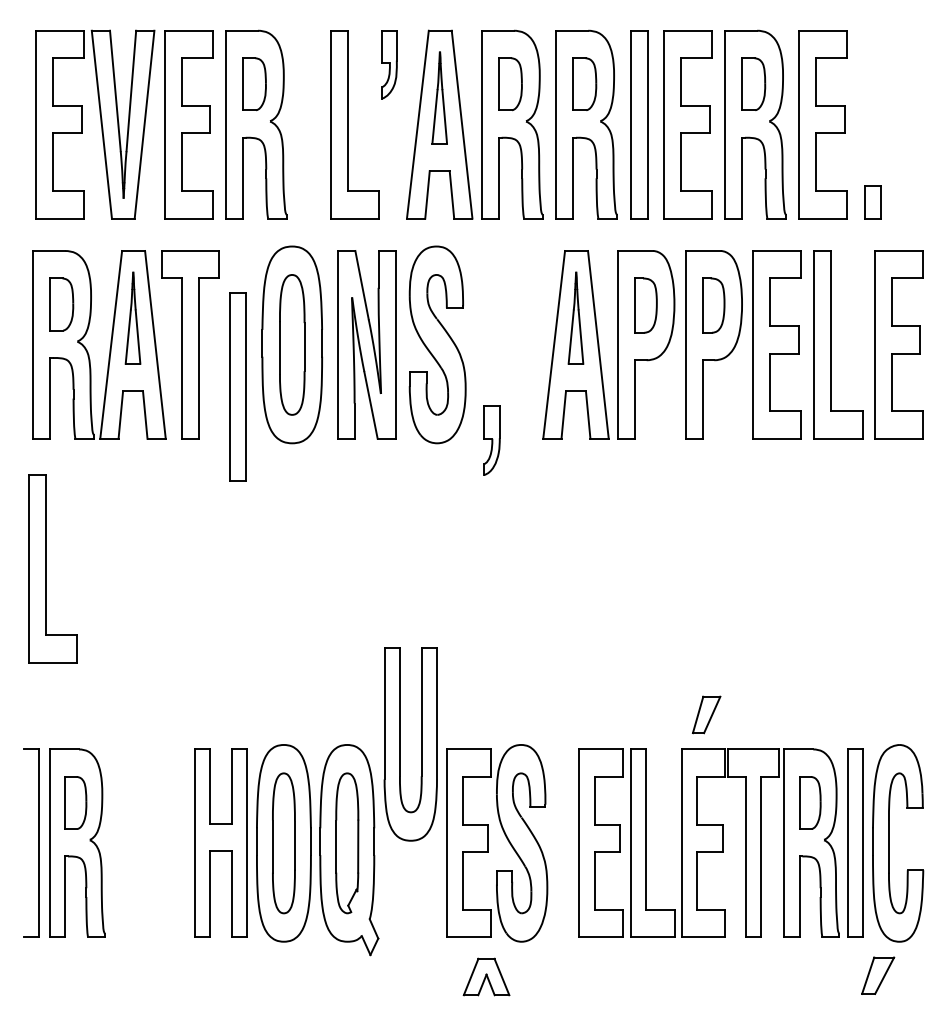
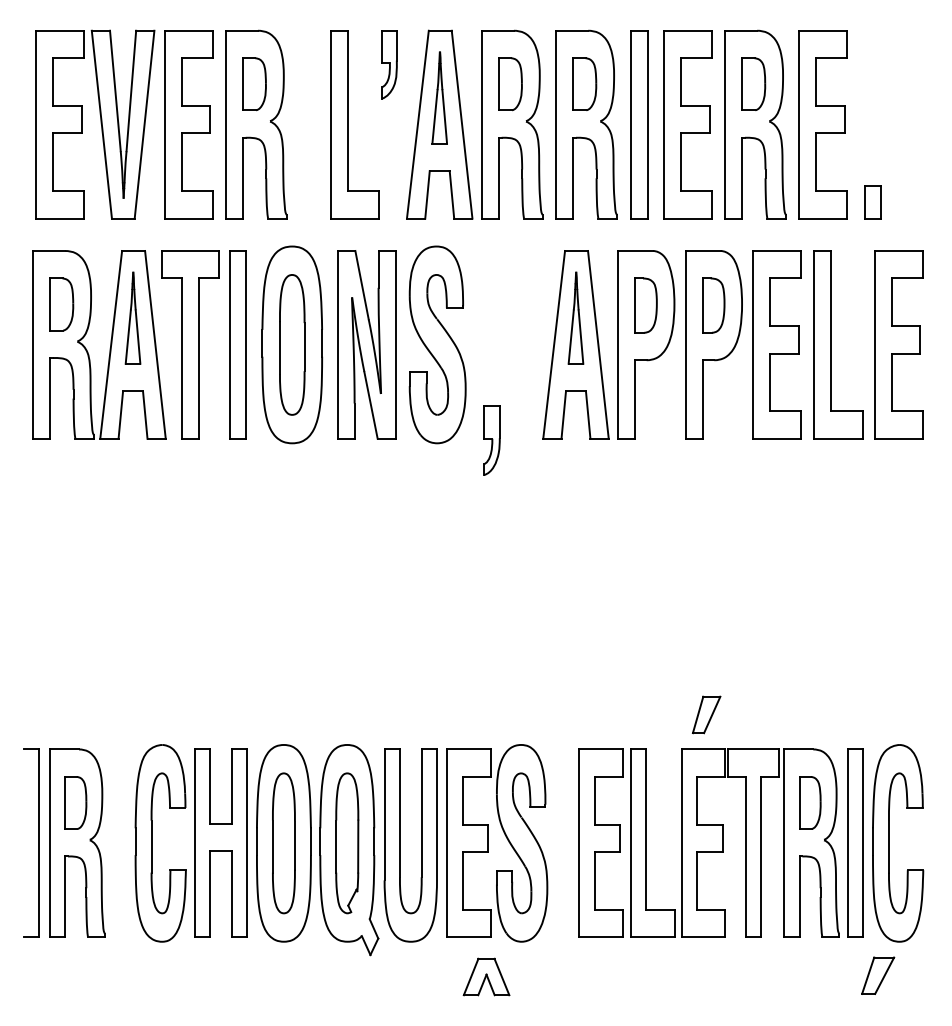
part position: (237, 386) -> (237, 344) (237, 344)
part: present -> none (52, 568)
part position: (400, 744) -> (400, 845) (400, 845)
part: none -> present (152, 843)
